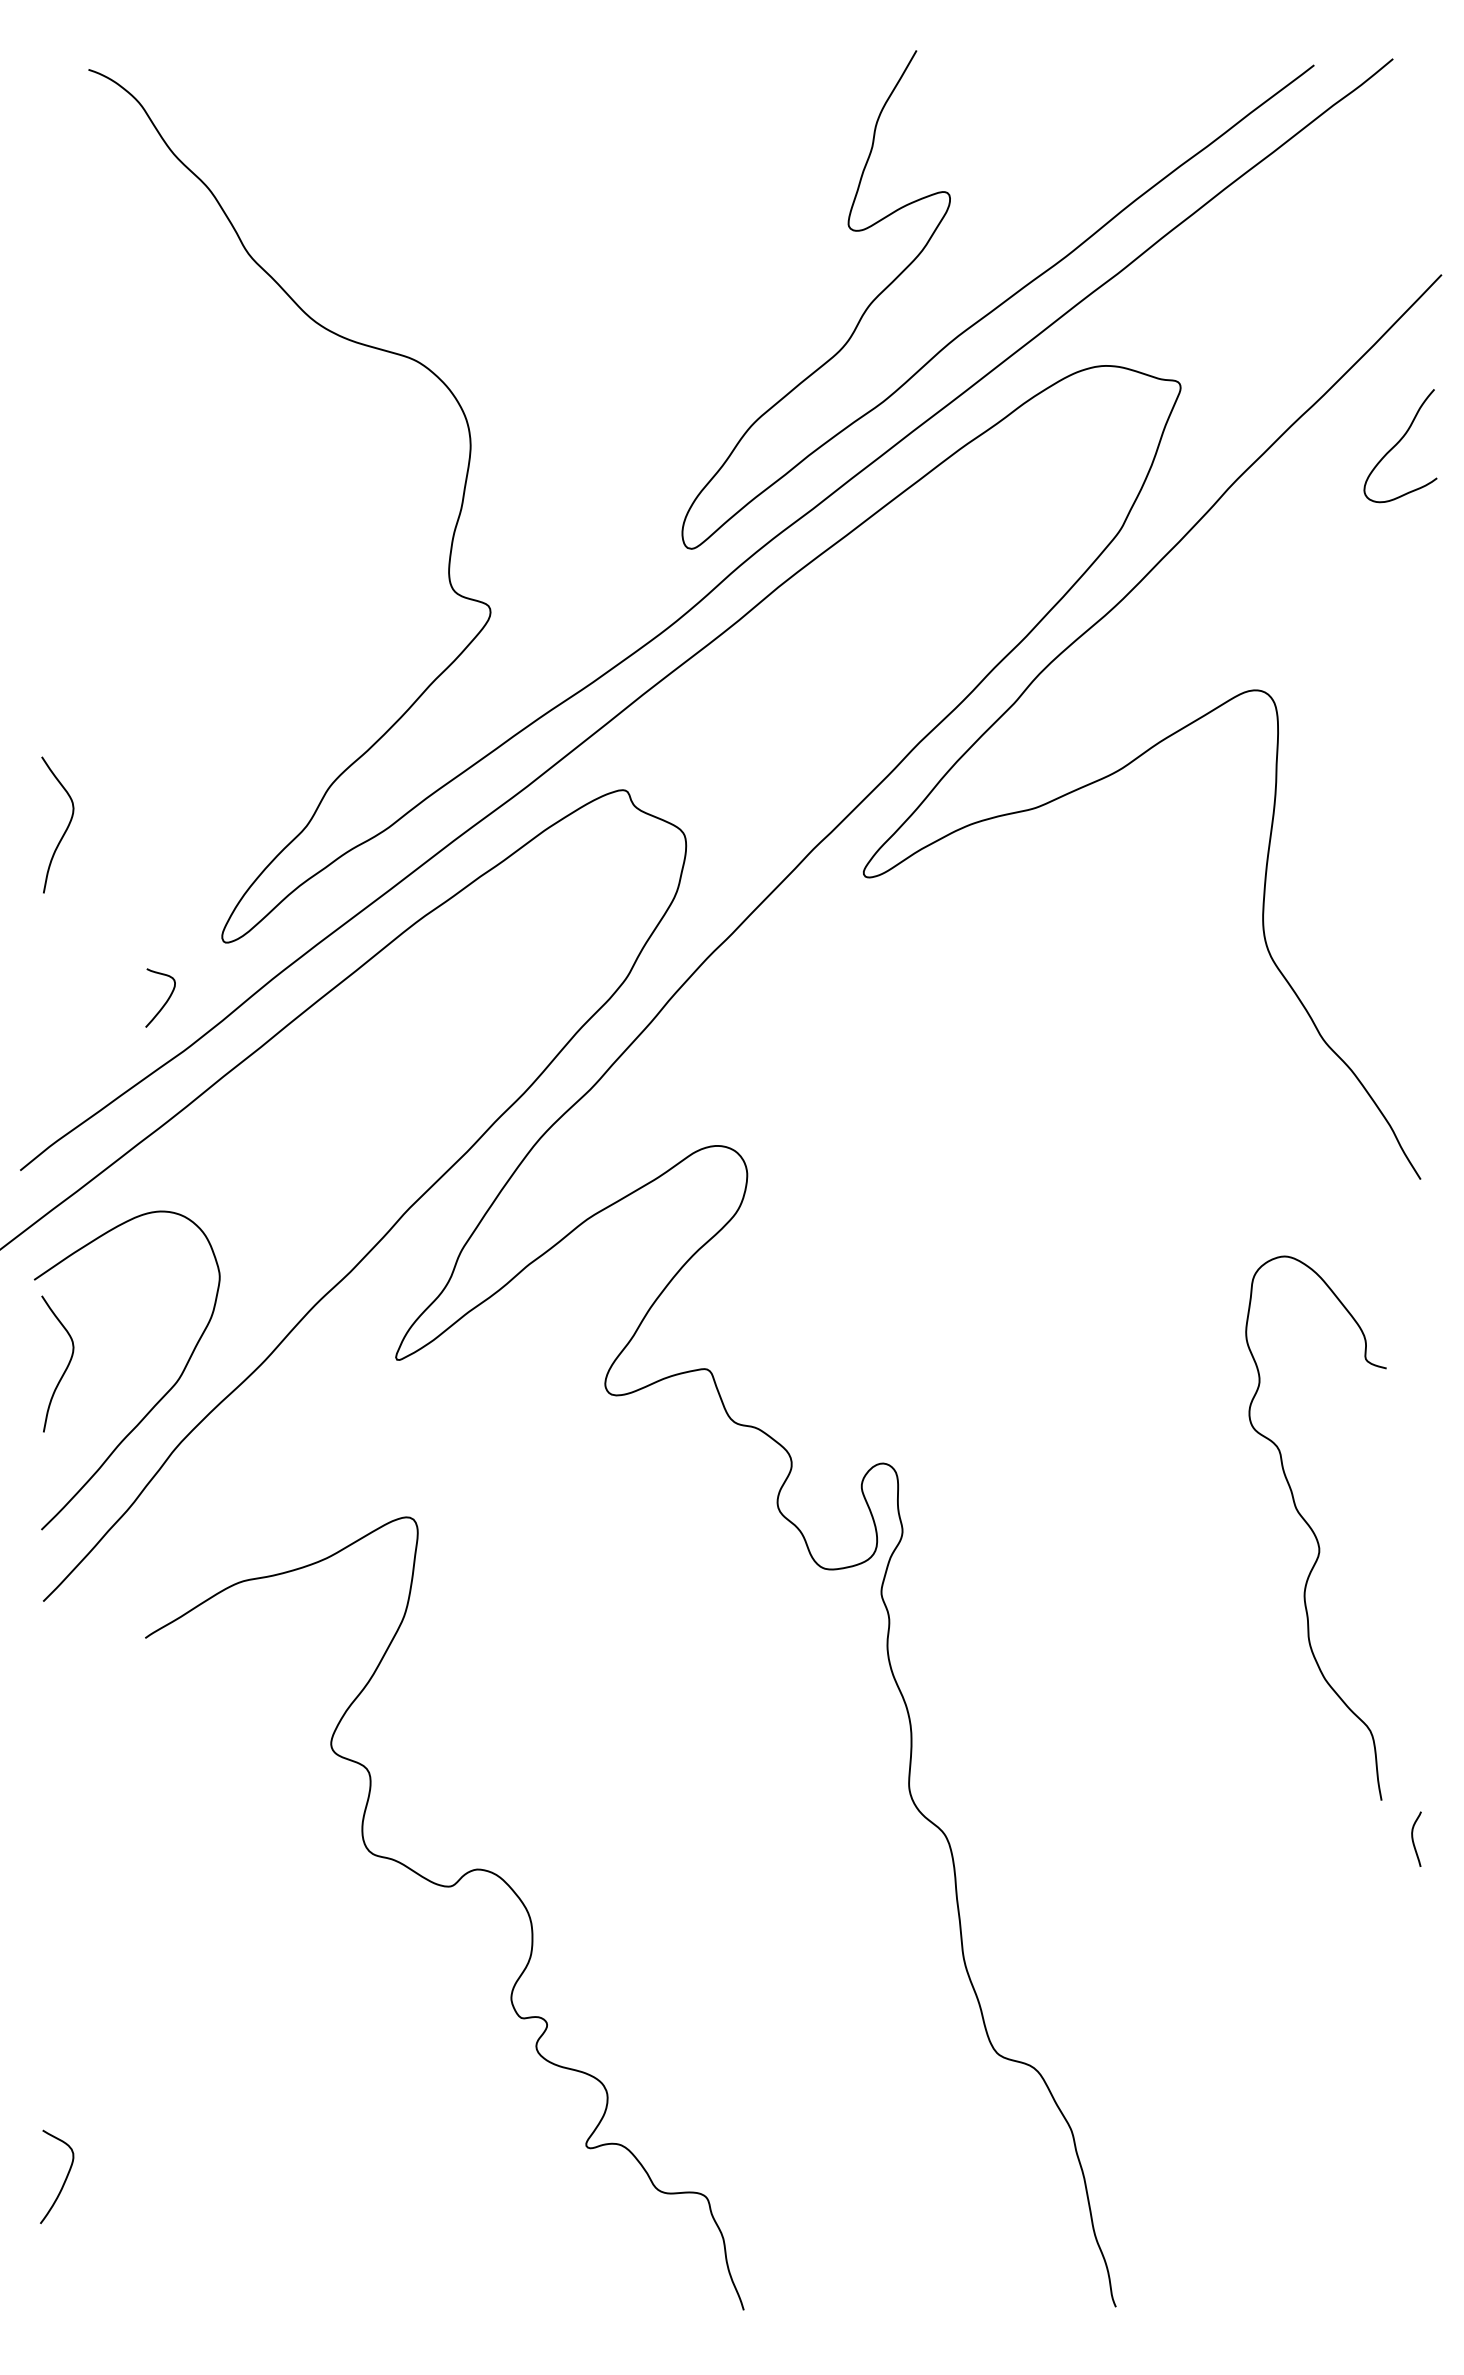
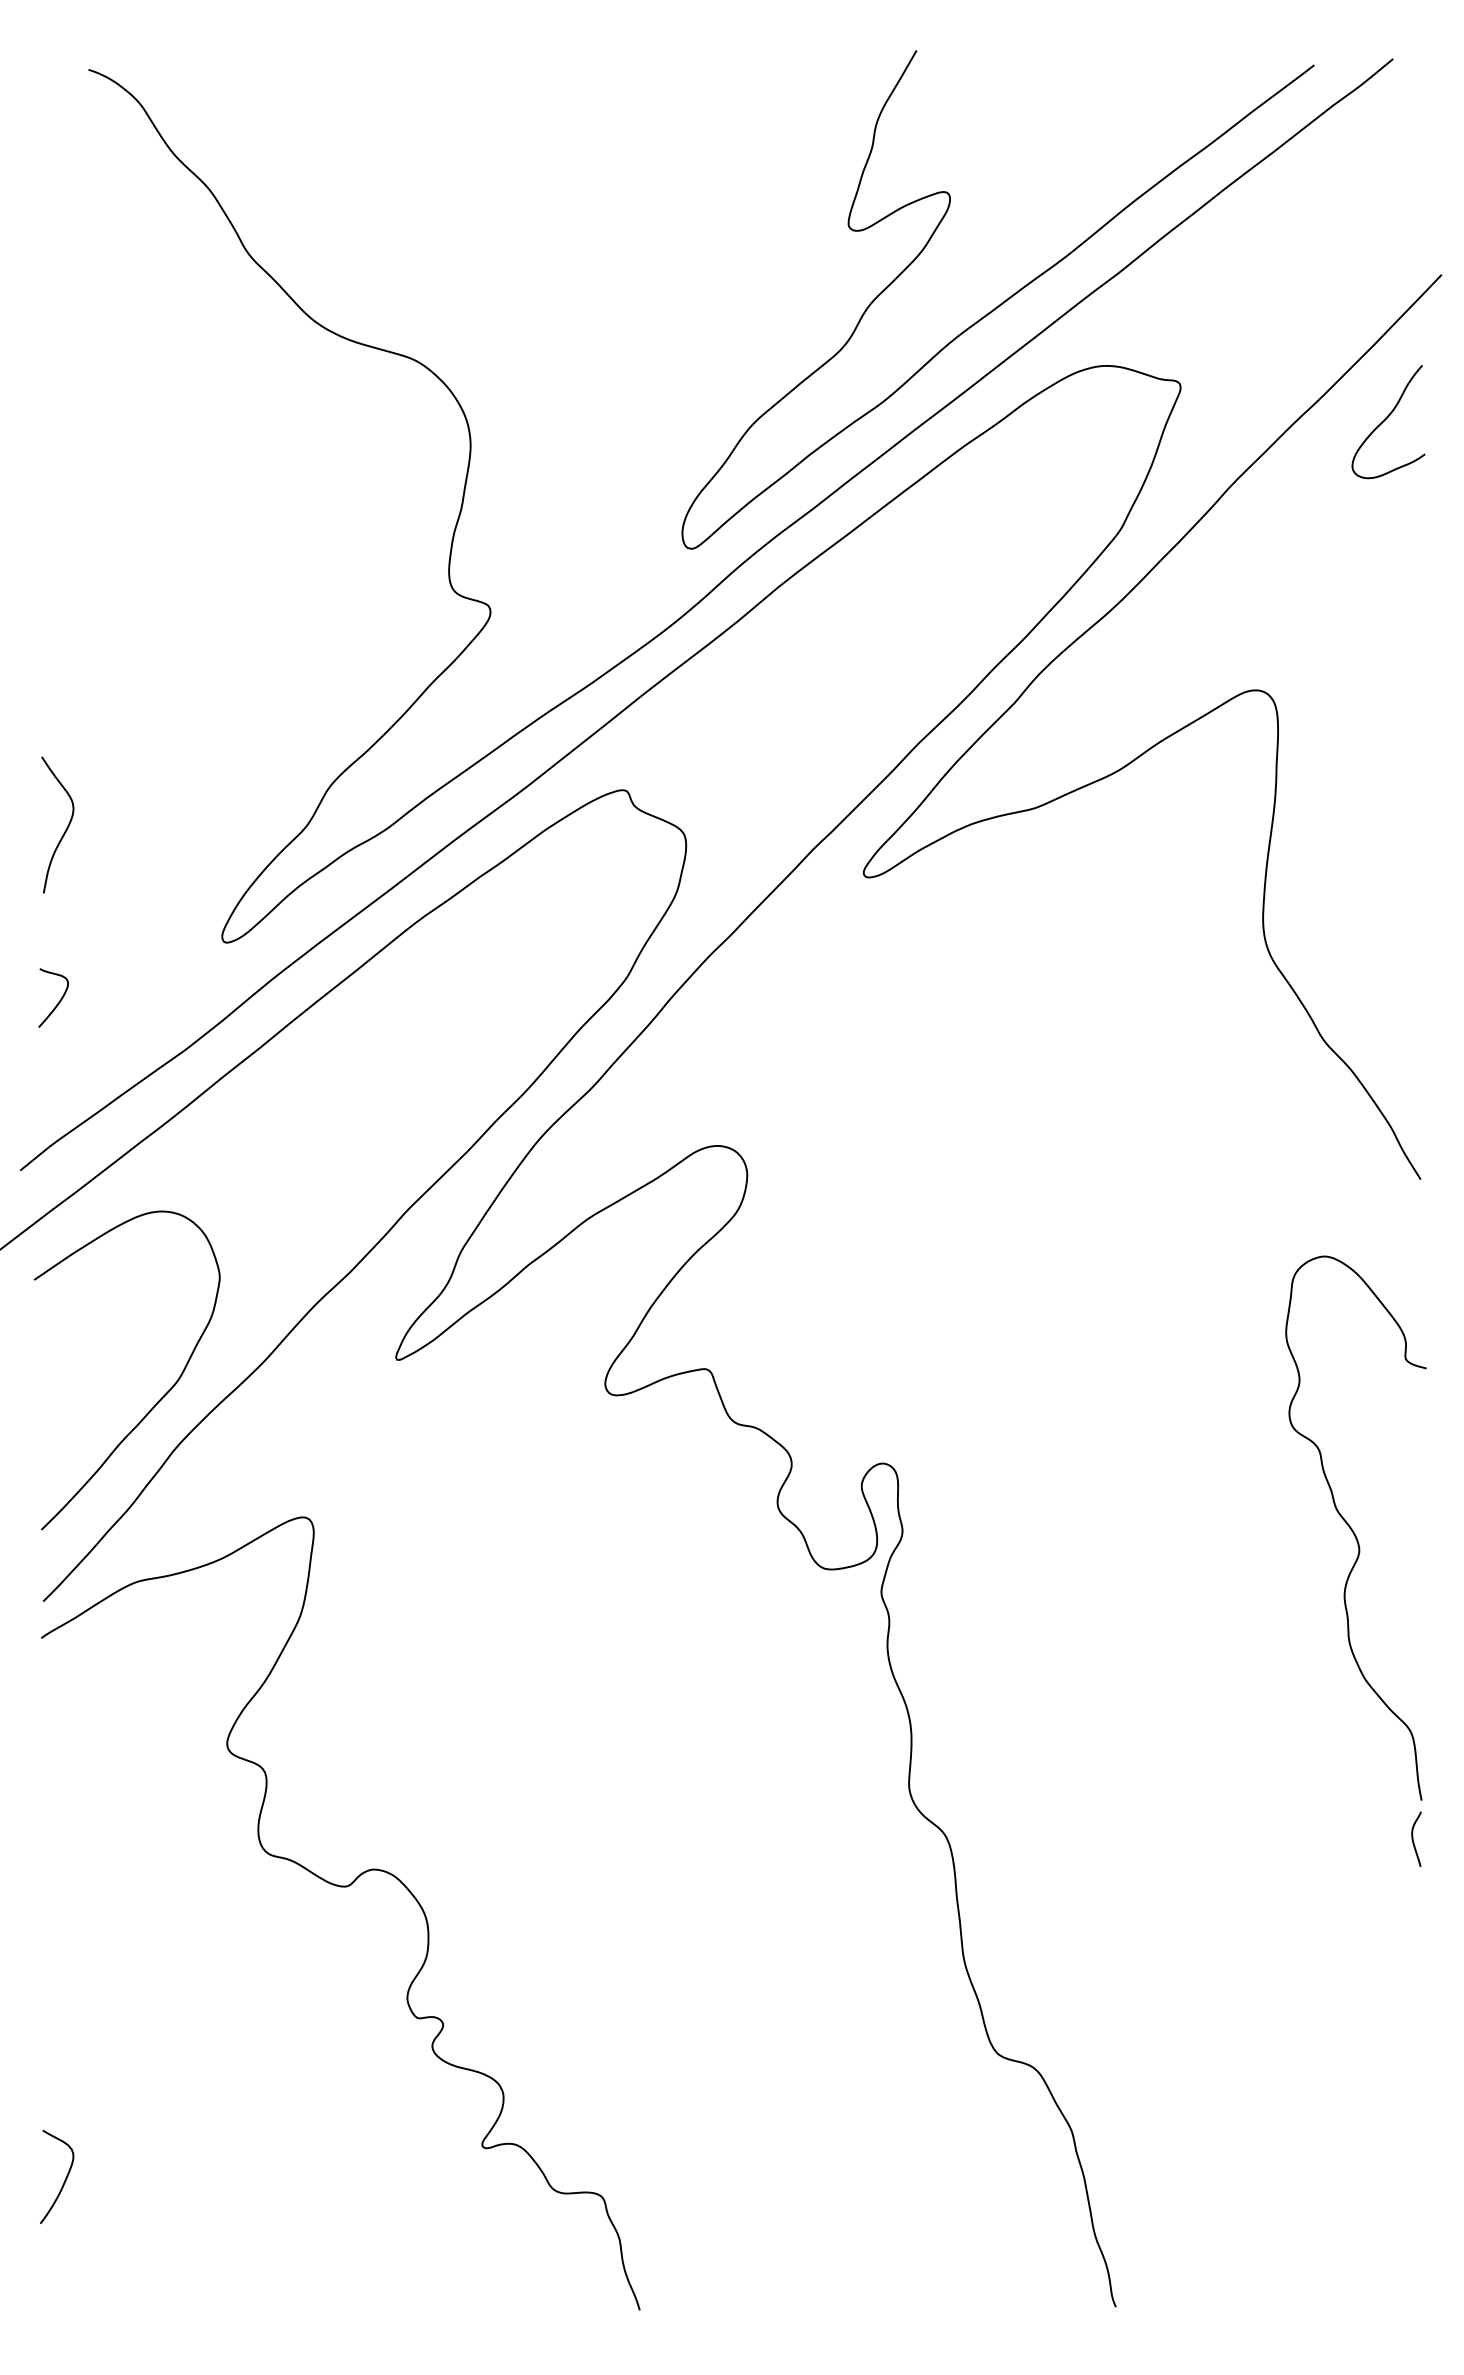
curve position: (1398, 443) -> (1386, 419) (1386, 419)
curve position: (166, 1000) -> (59, 1000) (59, 1000)
curve: present -> none (65, 1368)
curve position: (1312, 1528) -> (1352, 1528) (1352, 1528)
curve position: (444, 1887) -> (340, 1887) (340, 1887)
